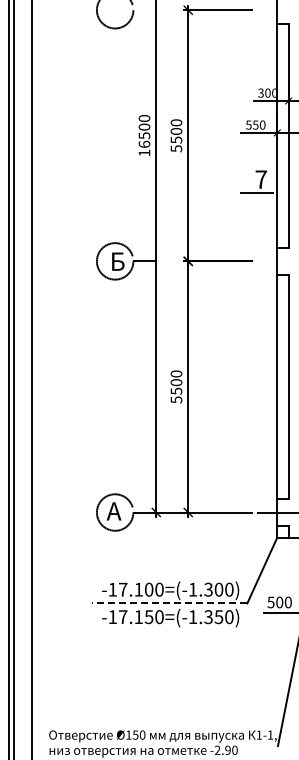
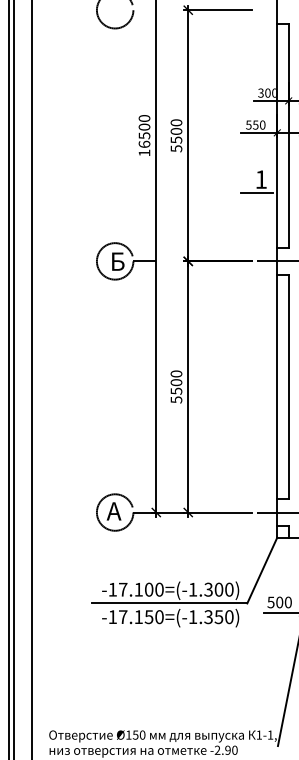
text: 7 -> 1 (261, 179)
line: none -> present (275, 261)
line: dashed -> solid (169, 603)
